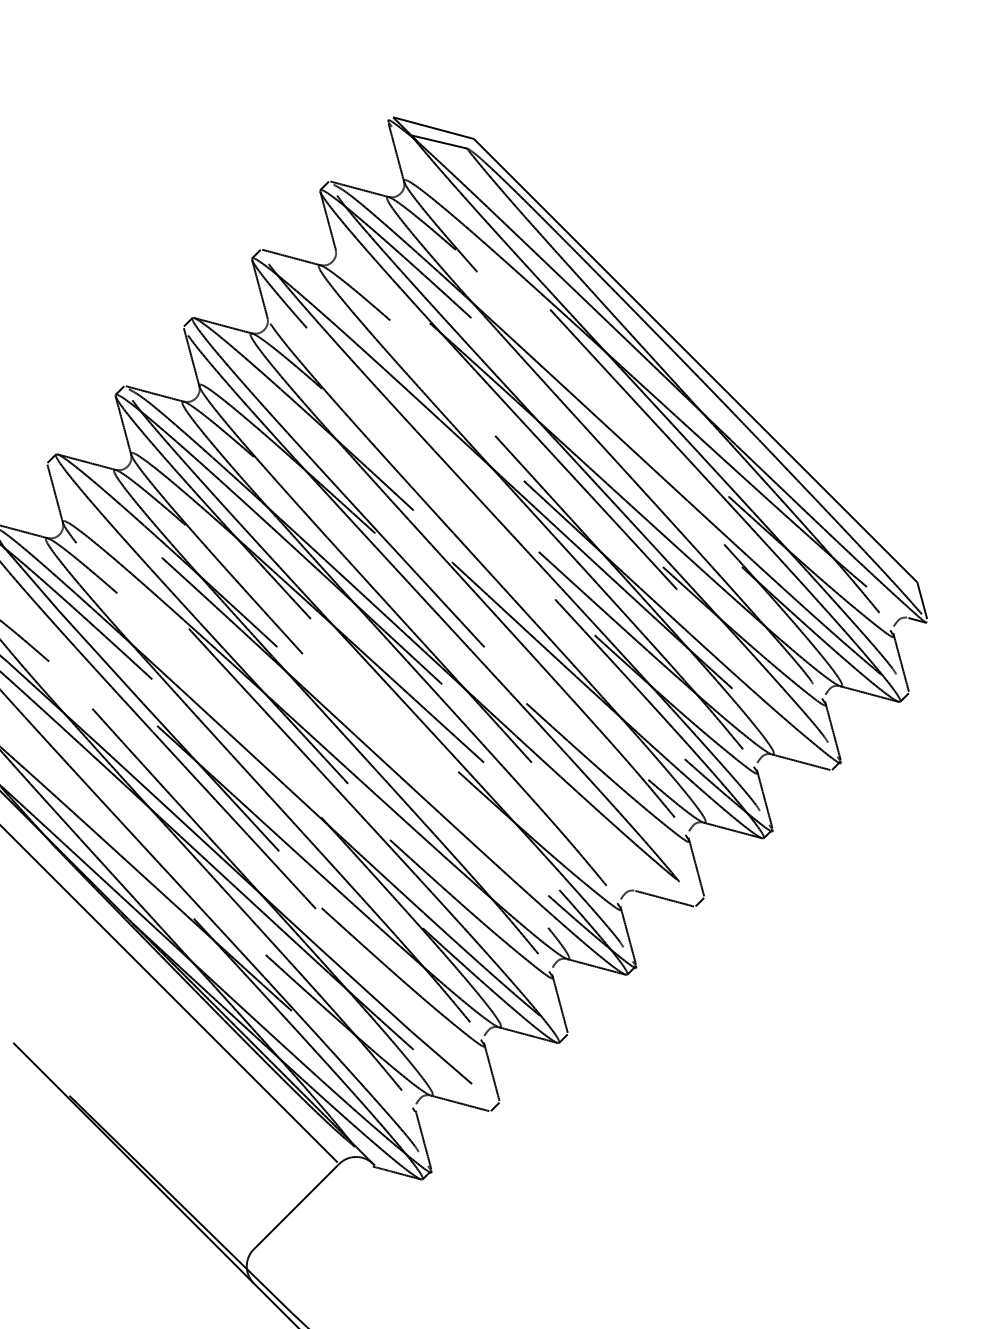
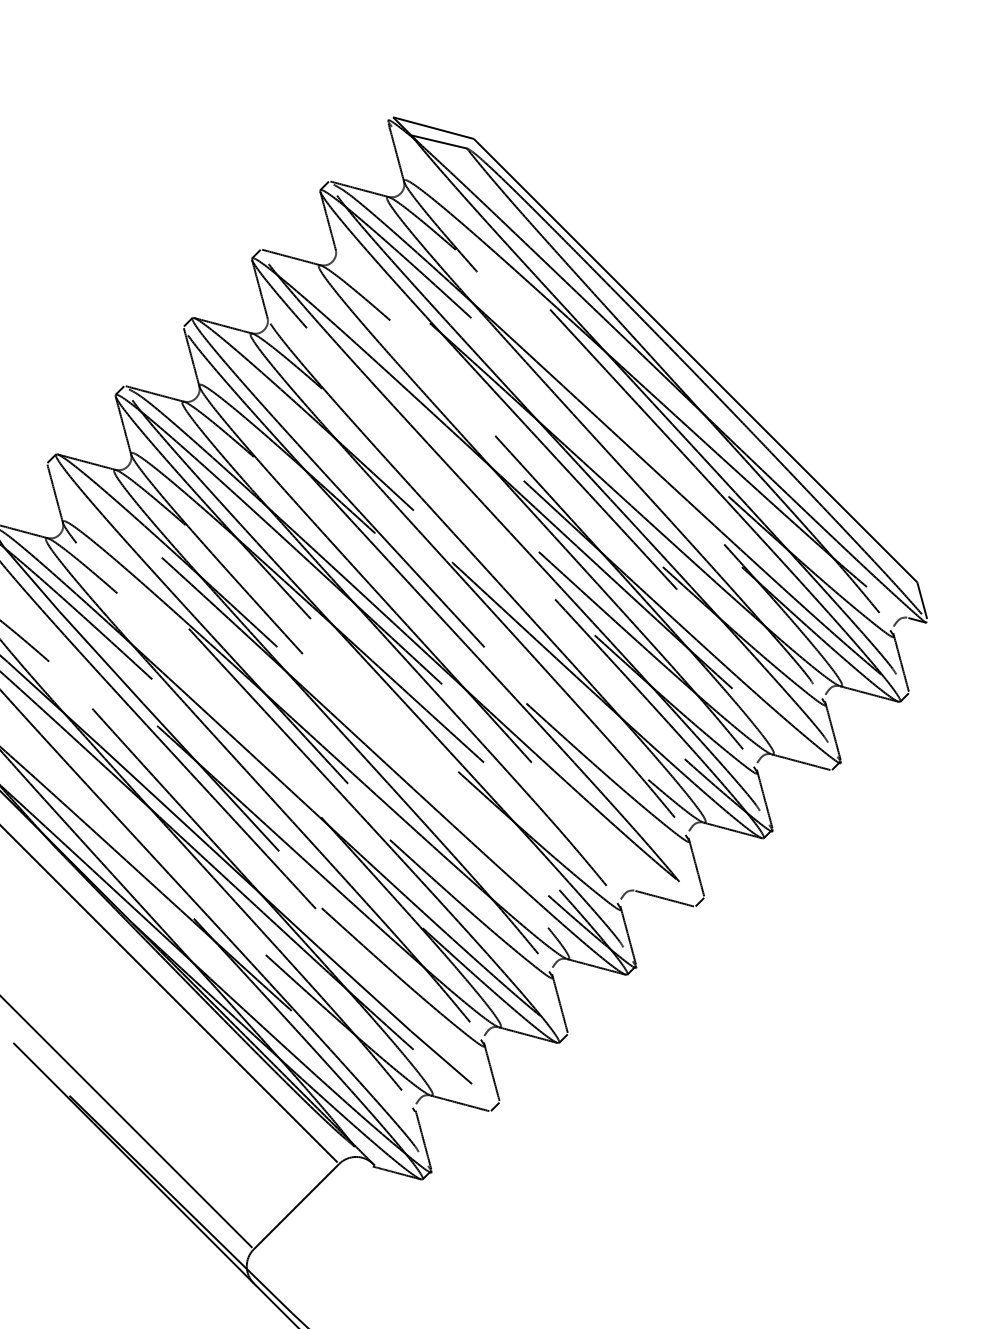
line: none -> present (127, 1122)
